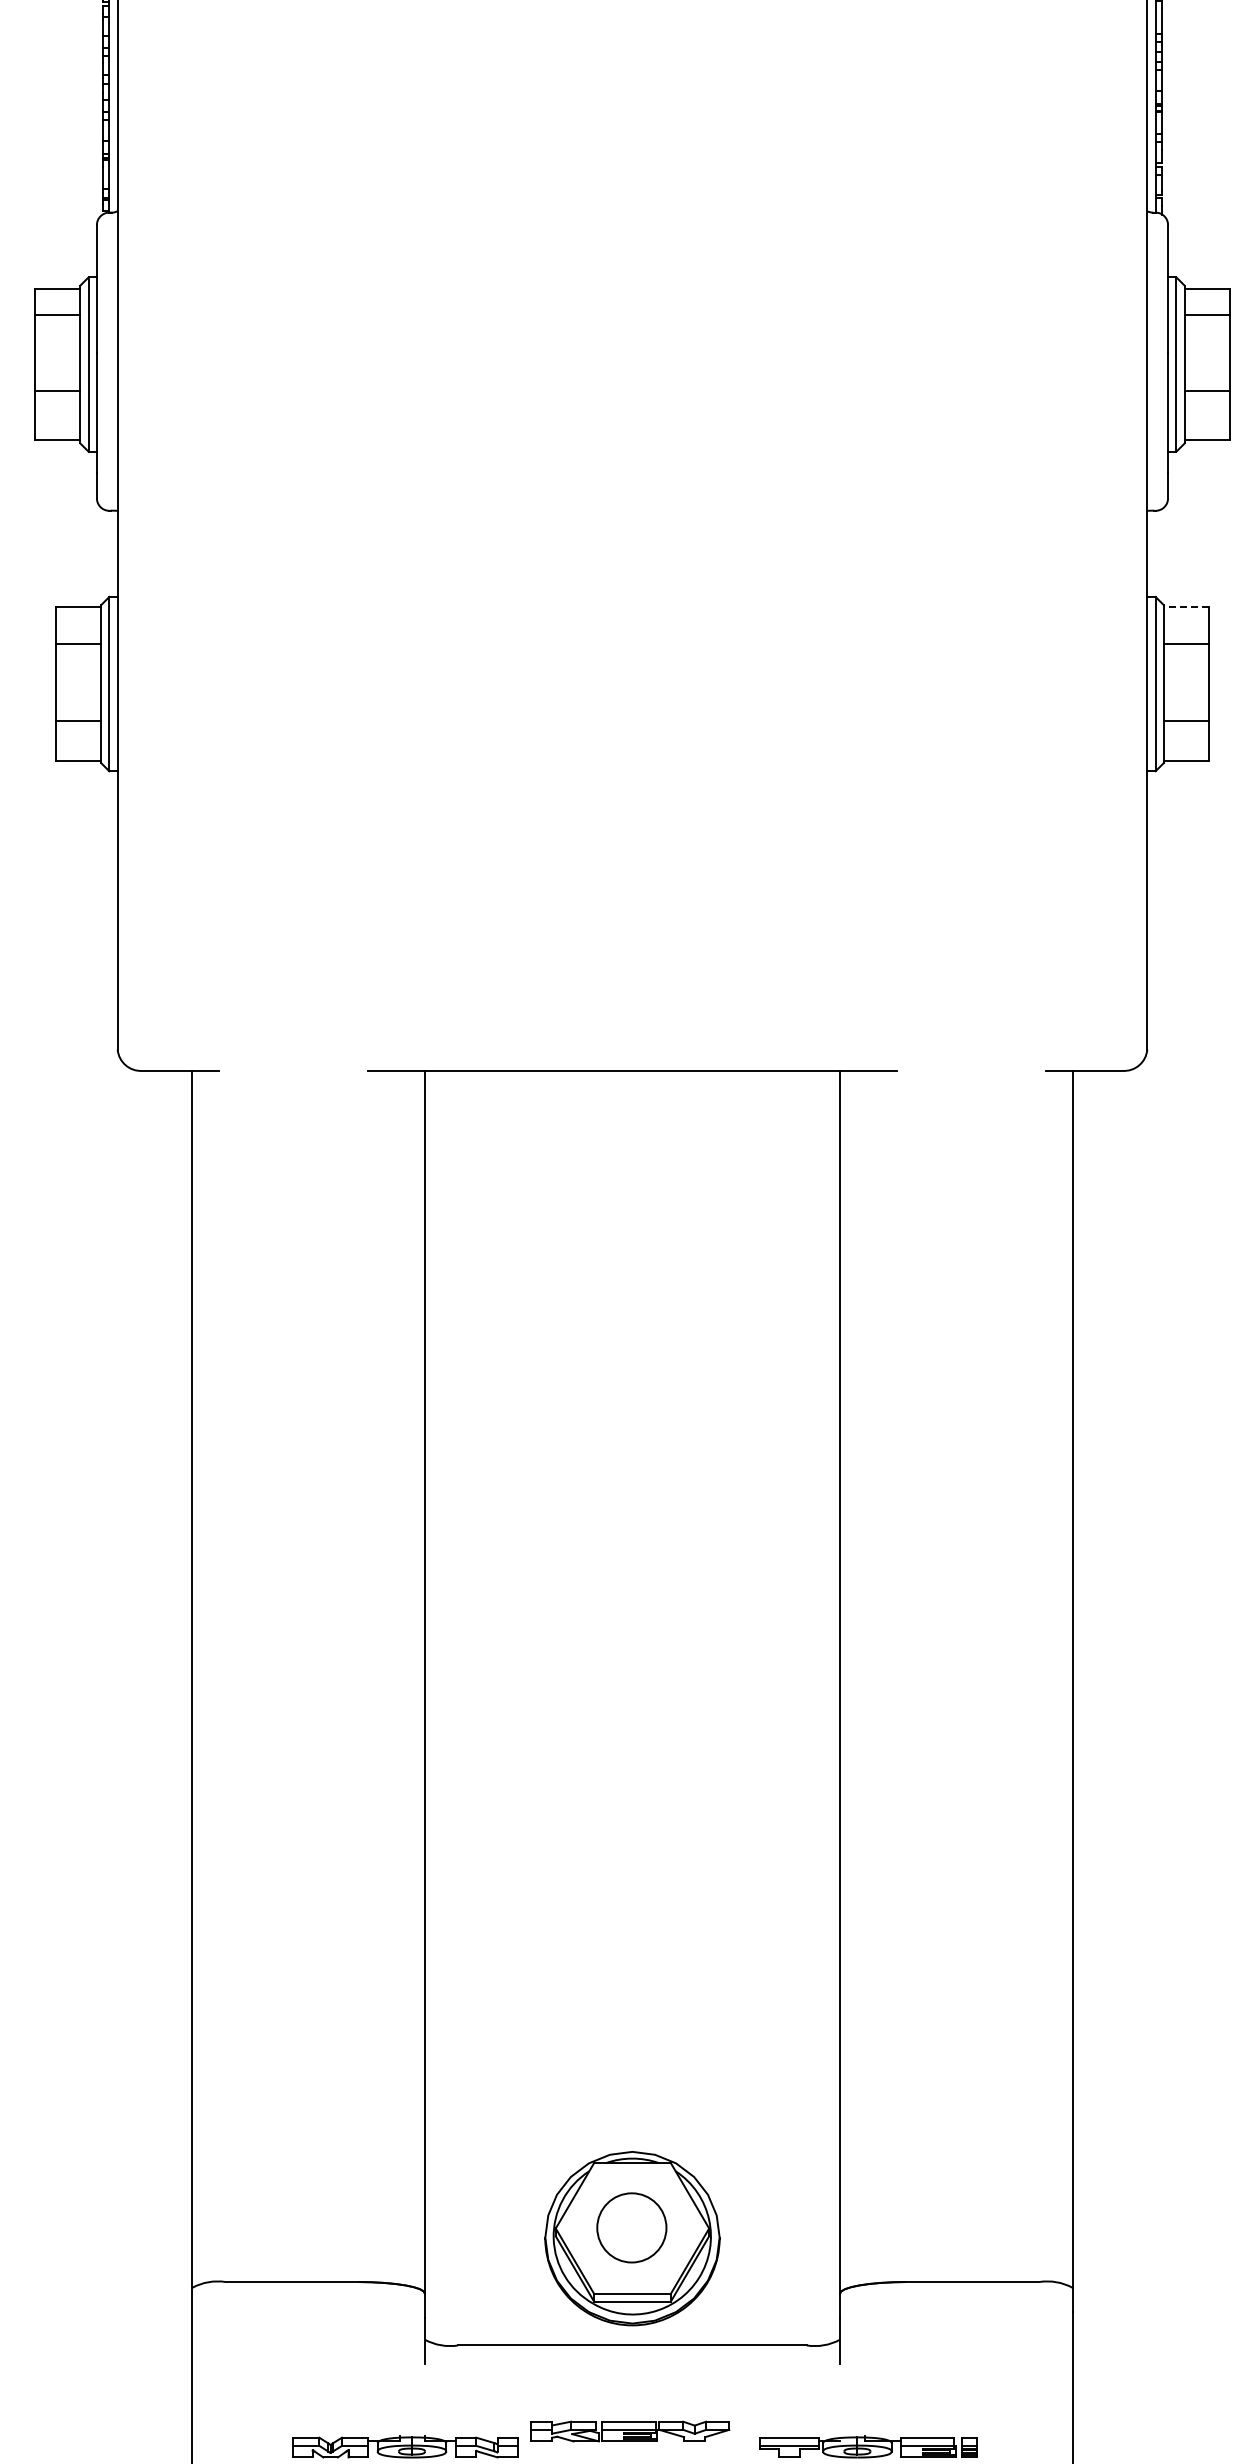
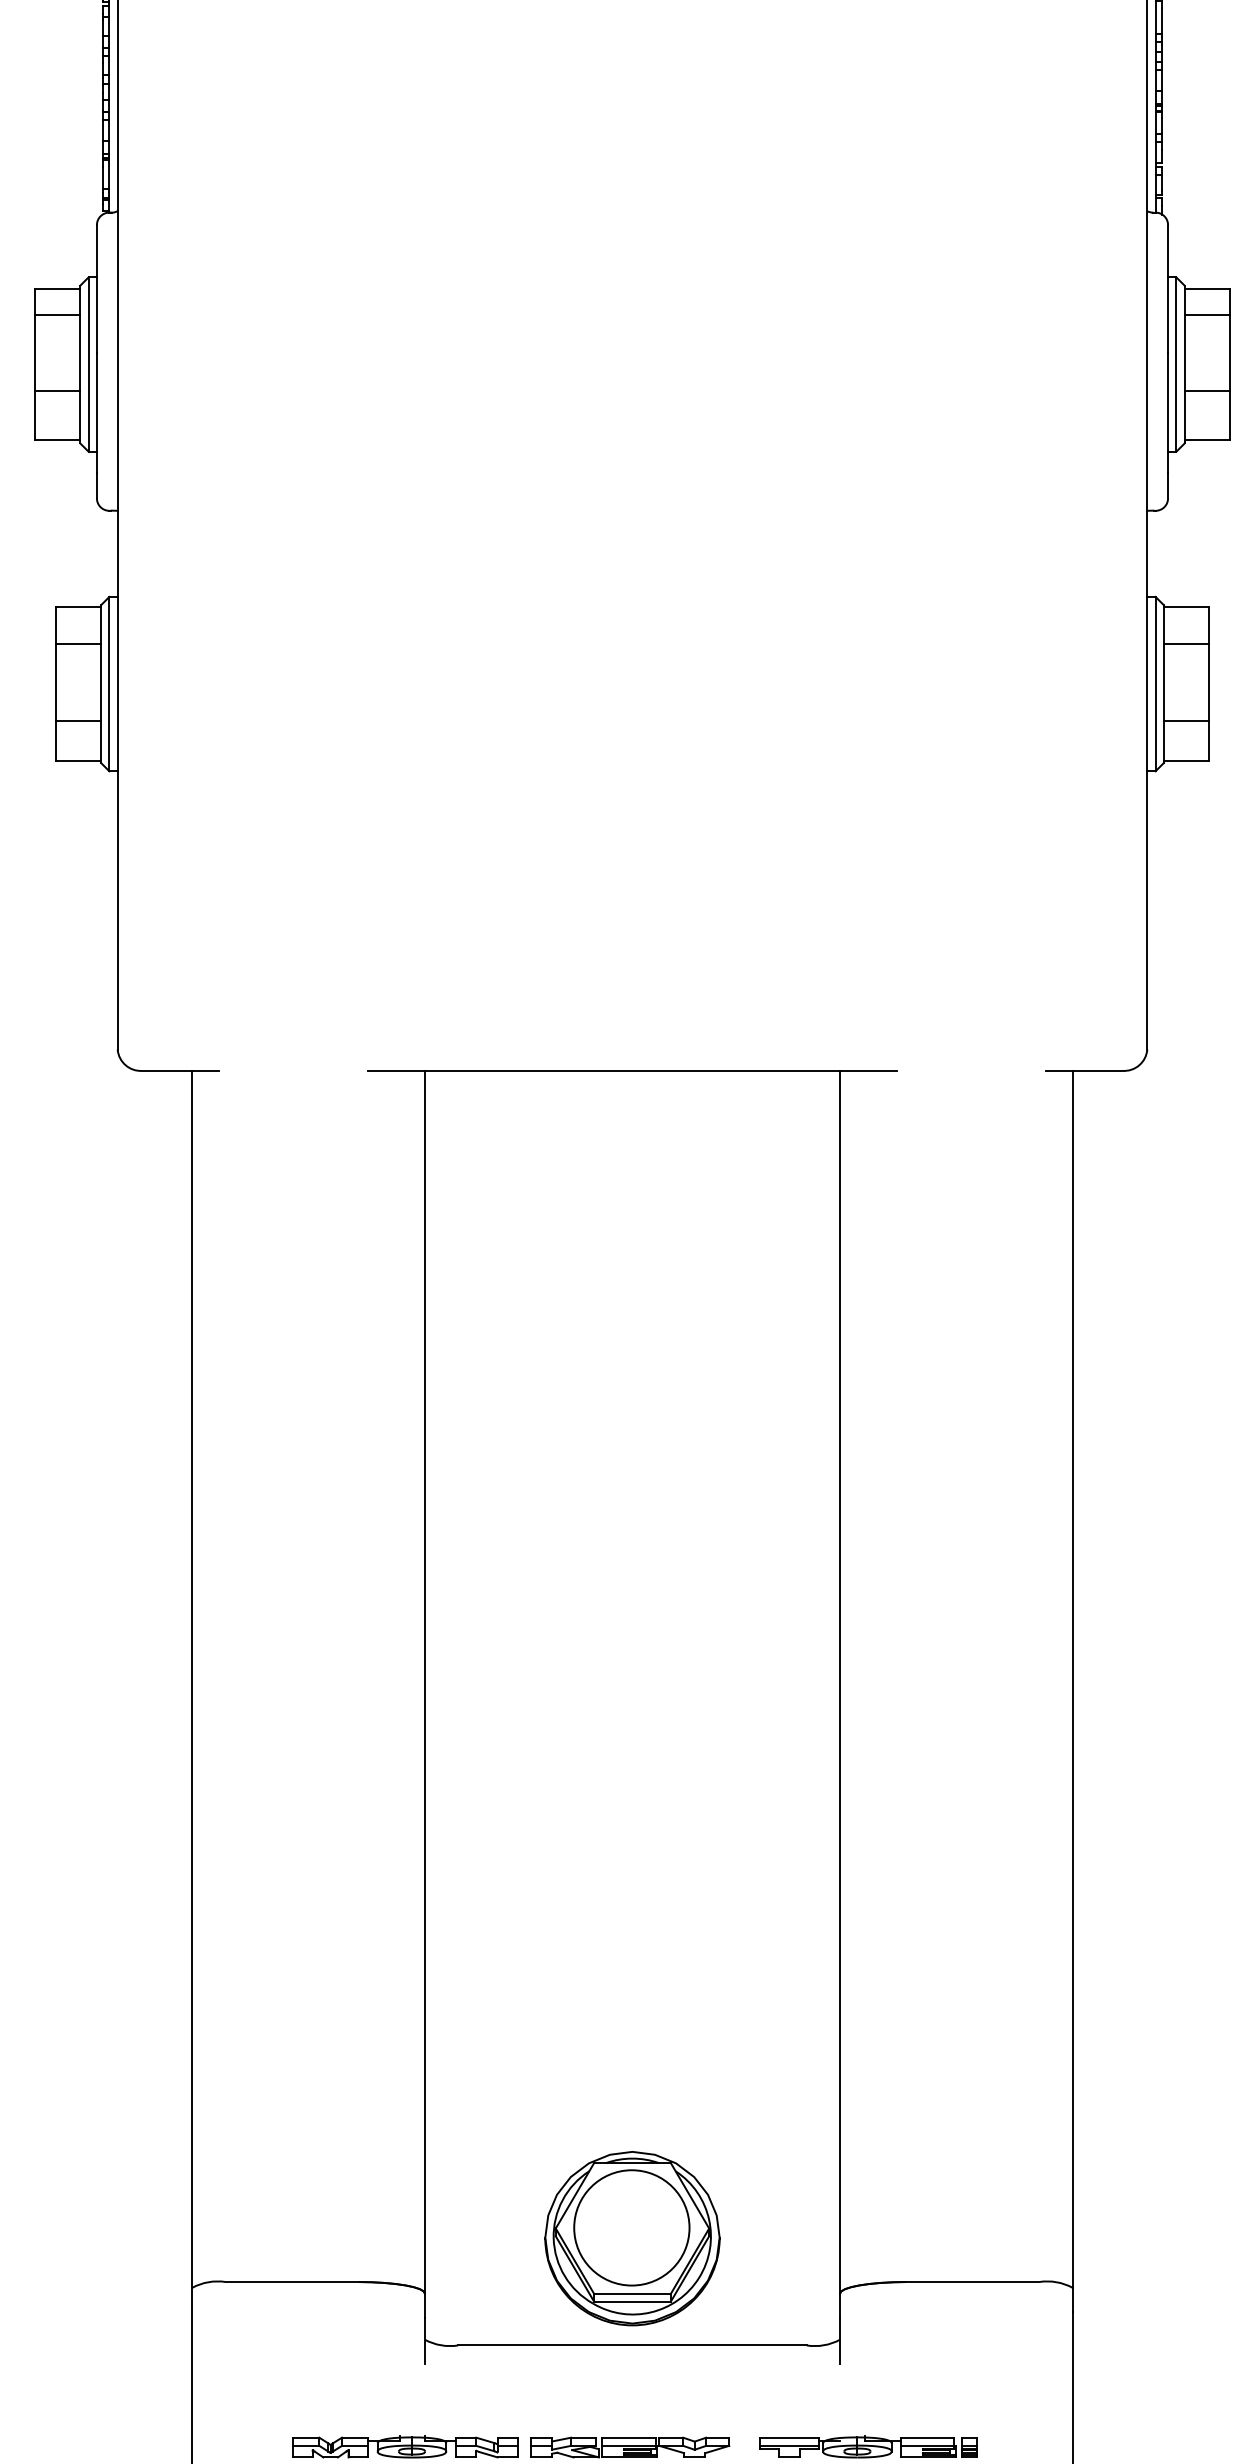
line: dashed -> solid (1185, 607)
circle diameter: 69 px -> 115 px (631, 2227)
part position: (630, 2431) -> (630, 2447) (630, 2447)
